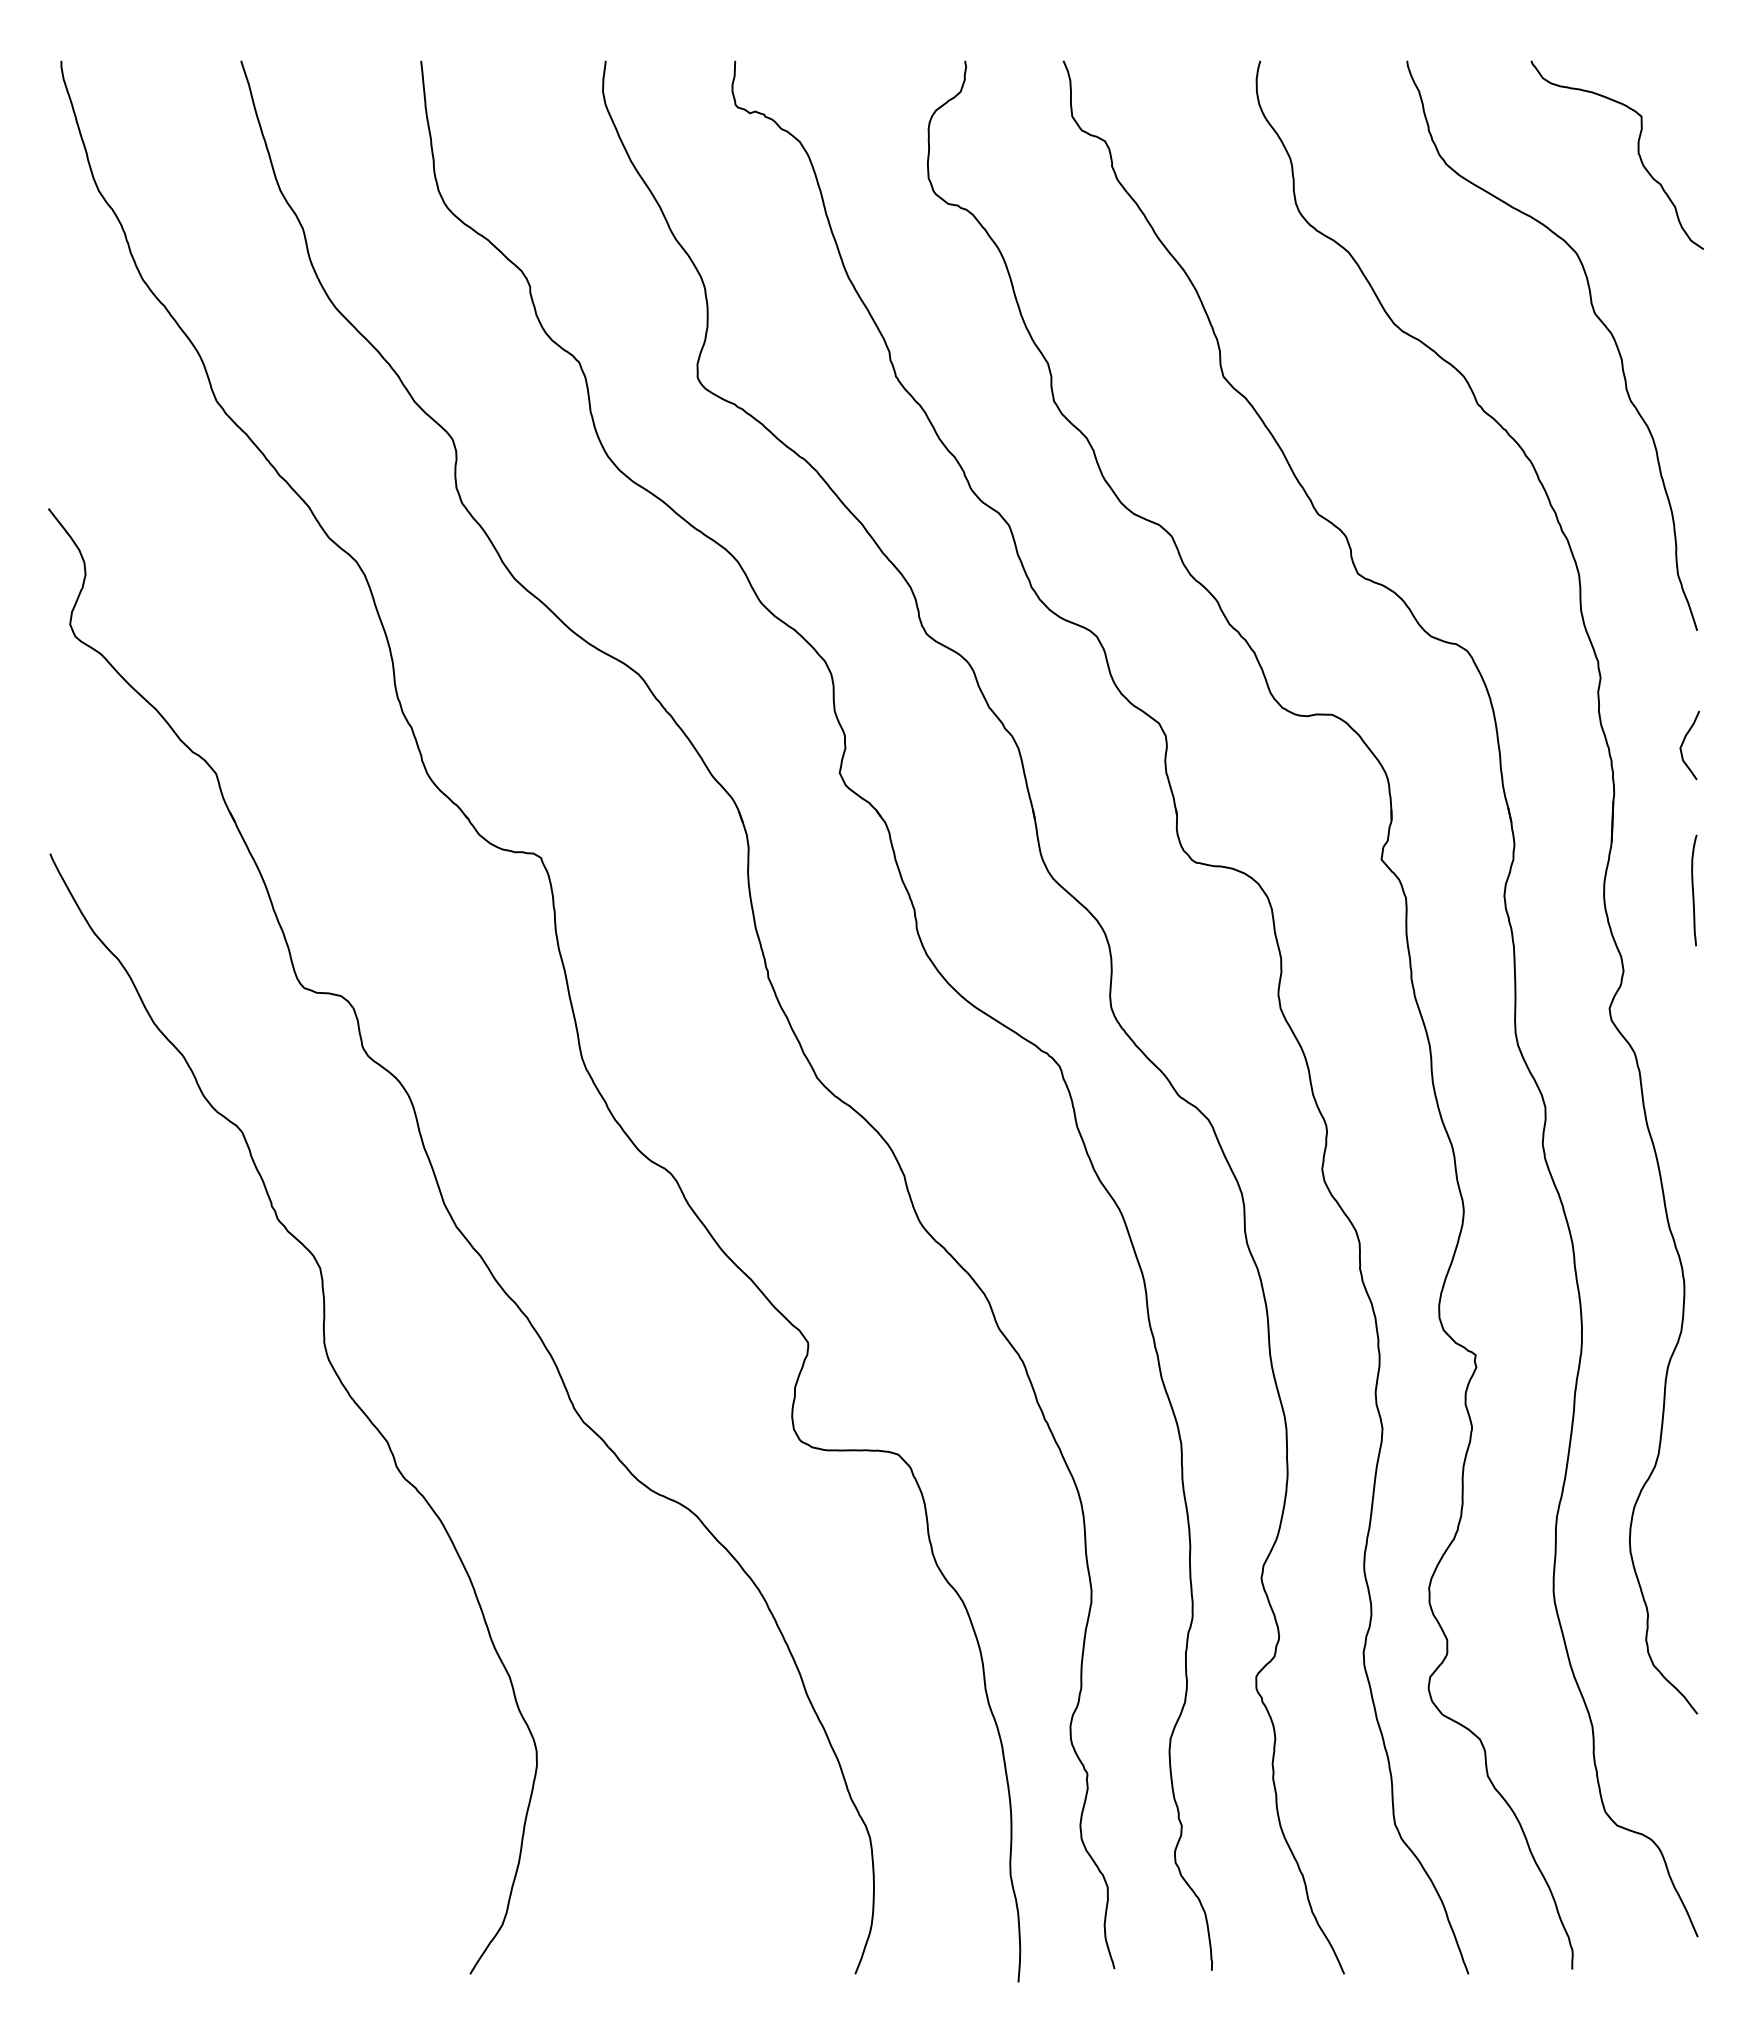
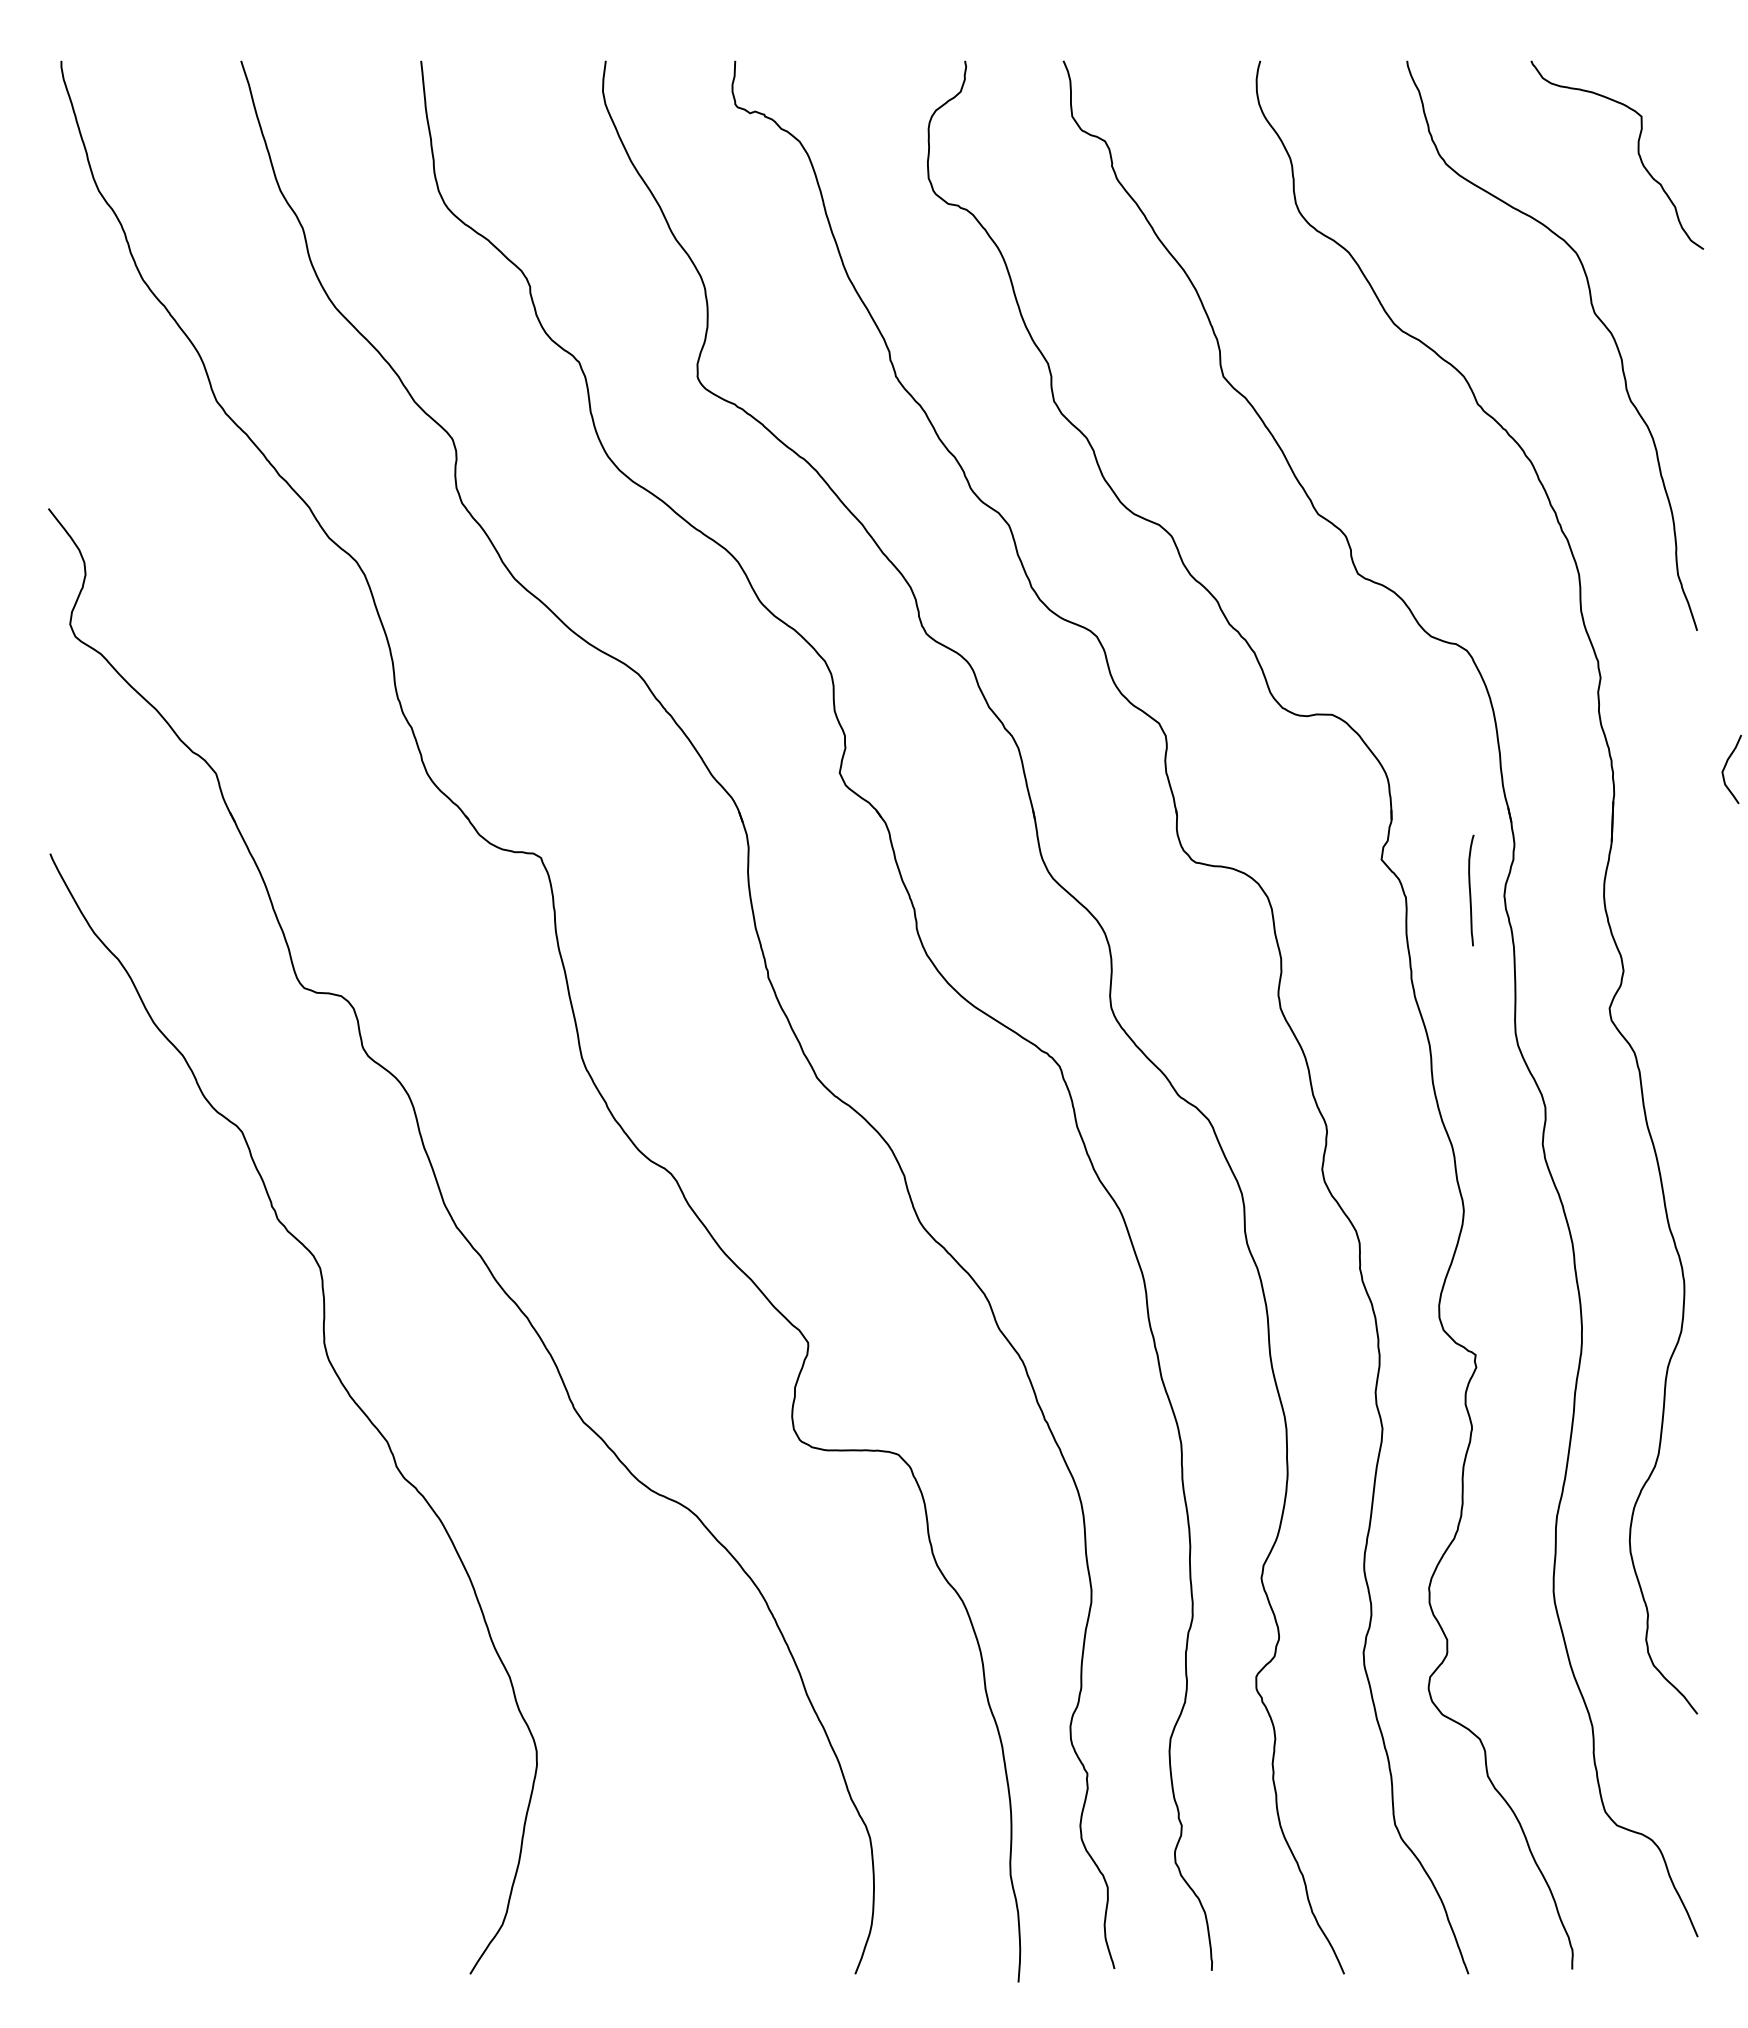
curve position: (1683, 744) -> (1725, 768) (1725, 768)
curve position: (1693, 890) -> (1470, 890) (1470, 890)
